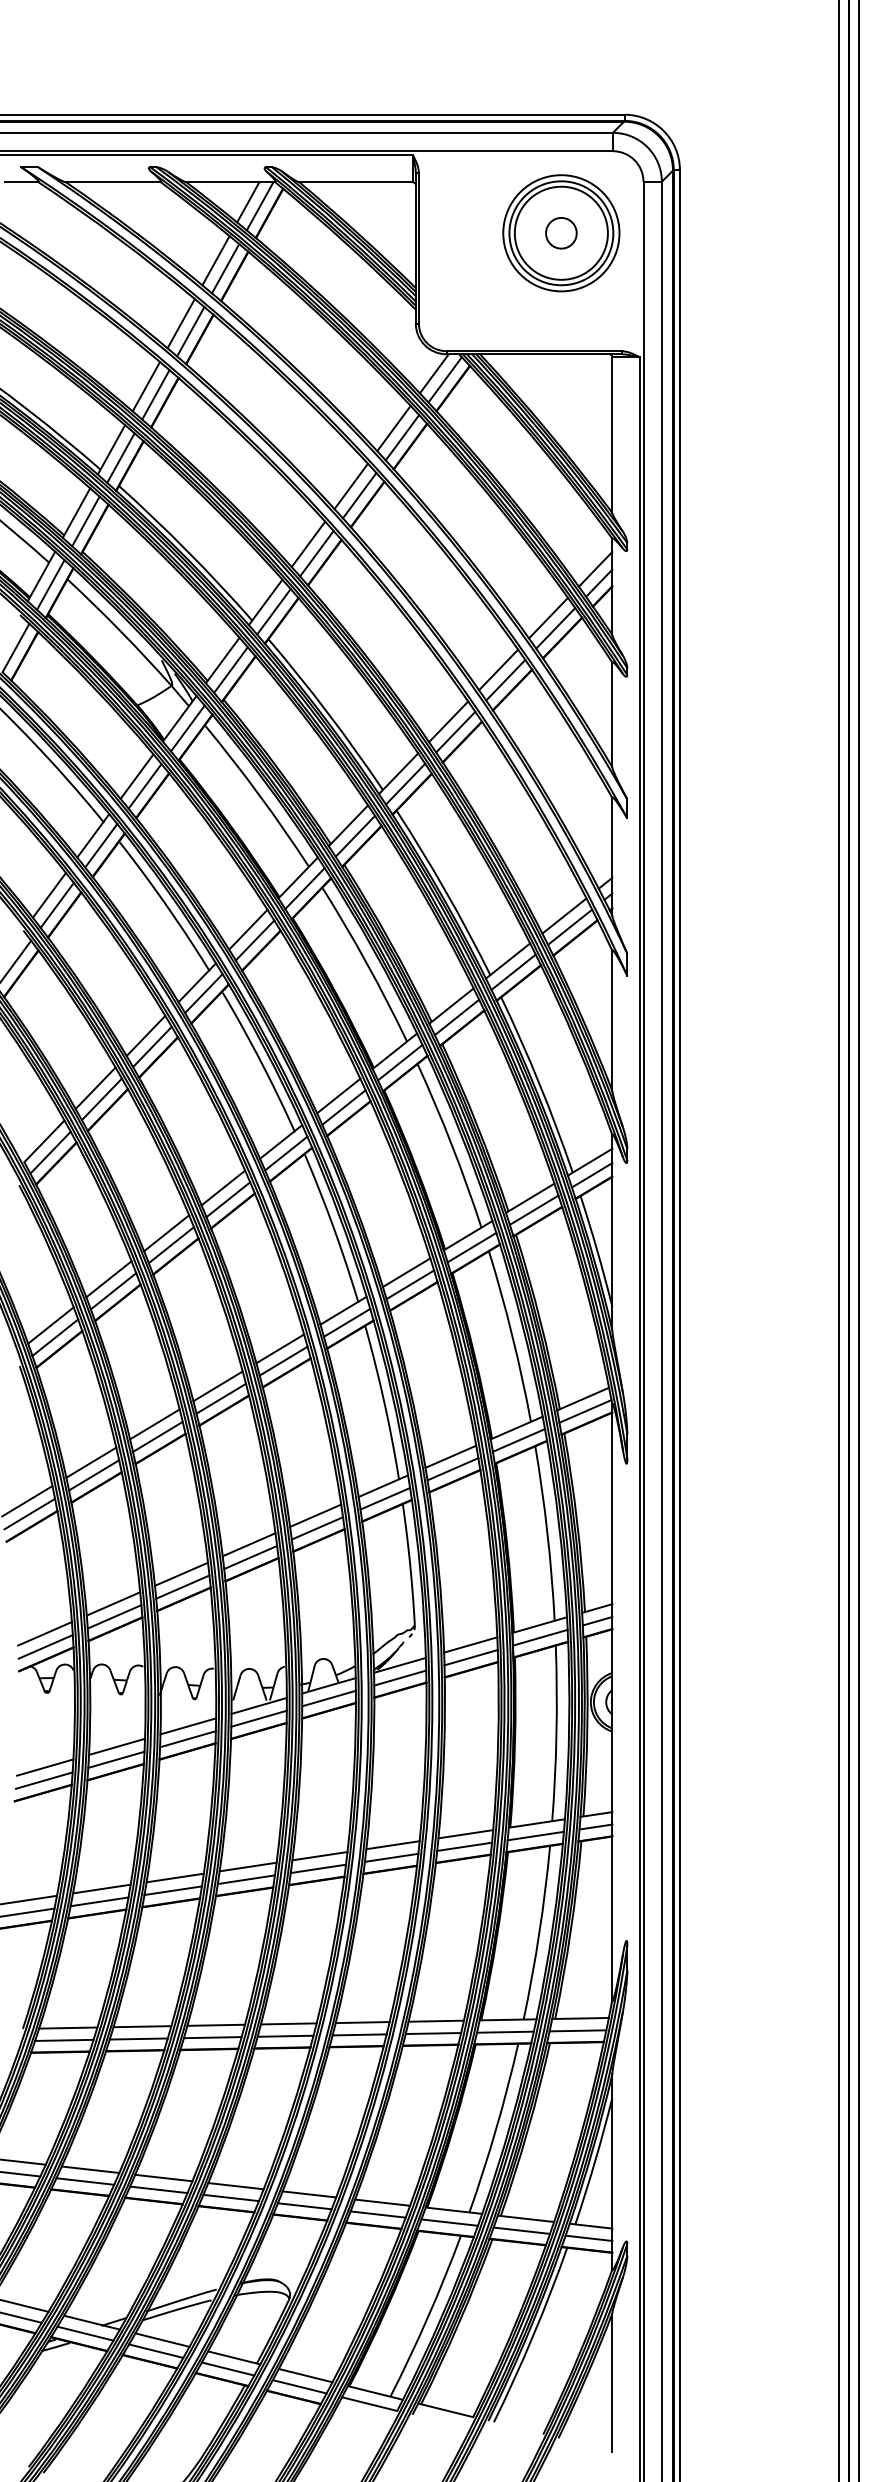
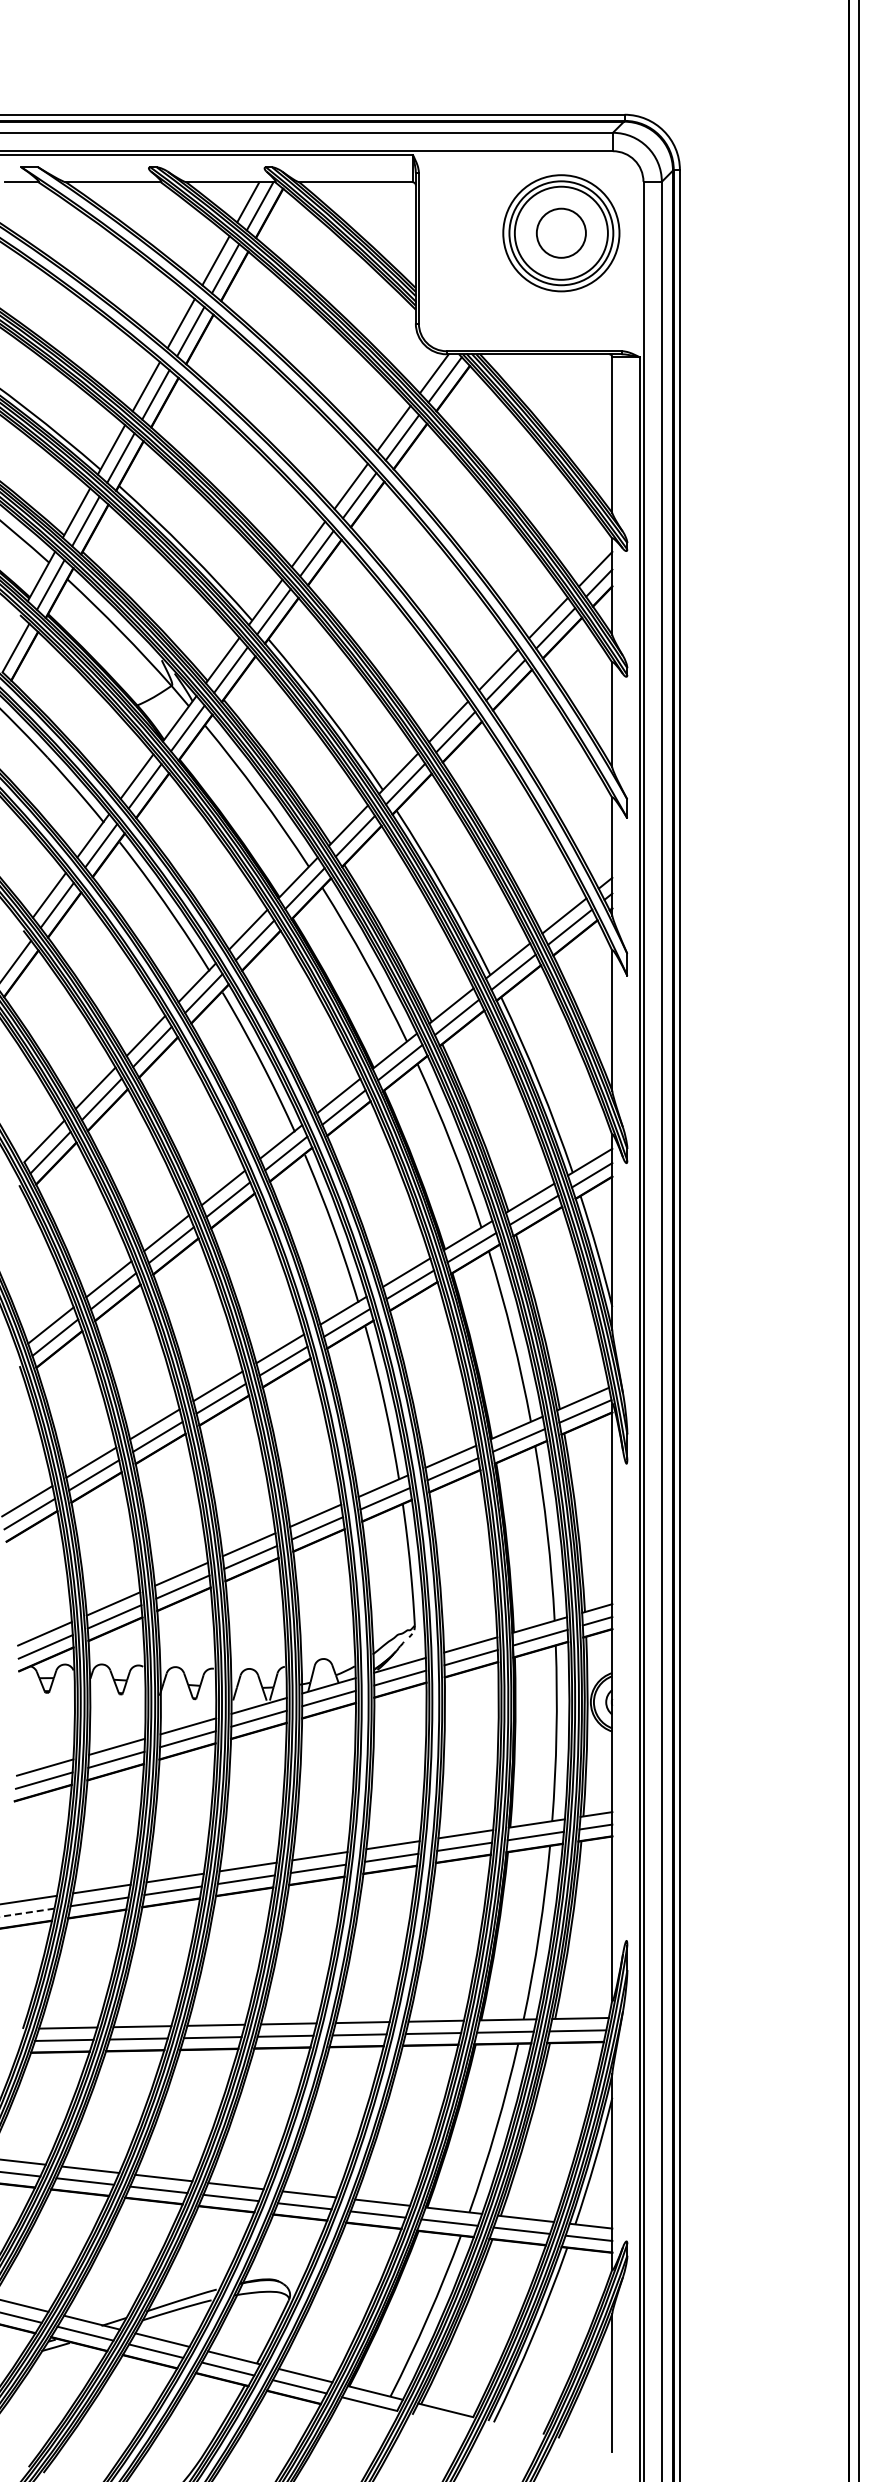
circle diameter: 31 px -> 49 px (560, 232)
line: present -> none (838, 1240)
line: solid -> dashed (27, 1912)
